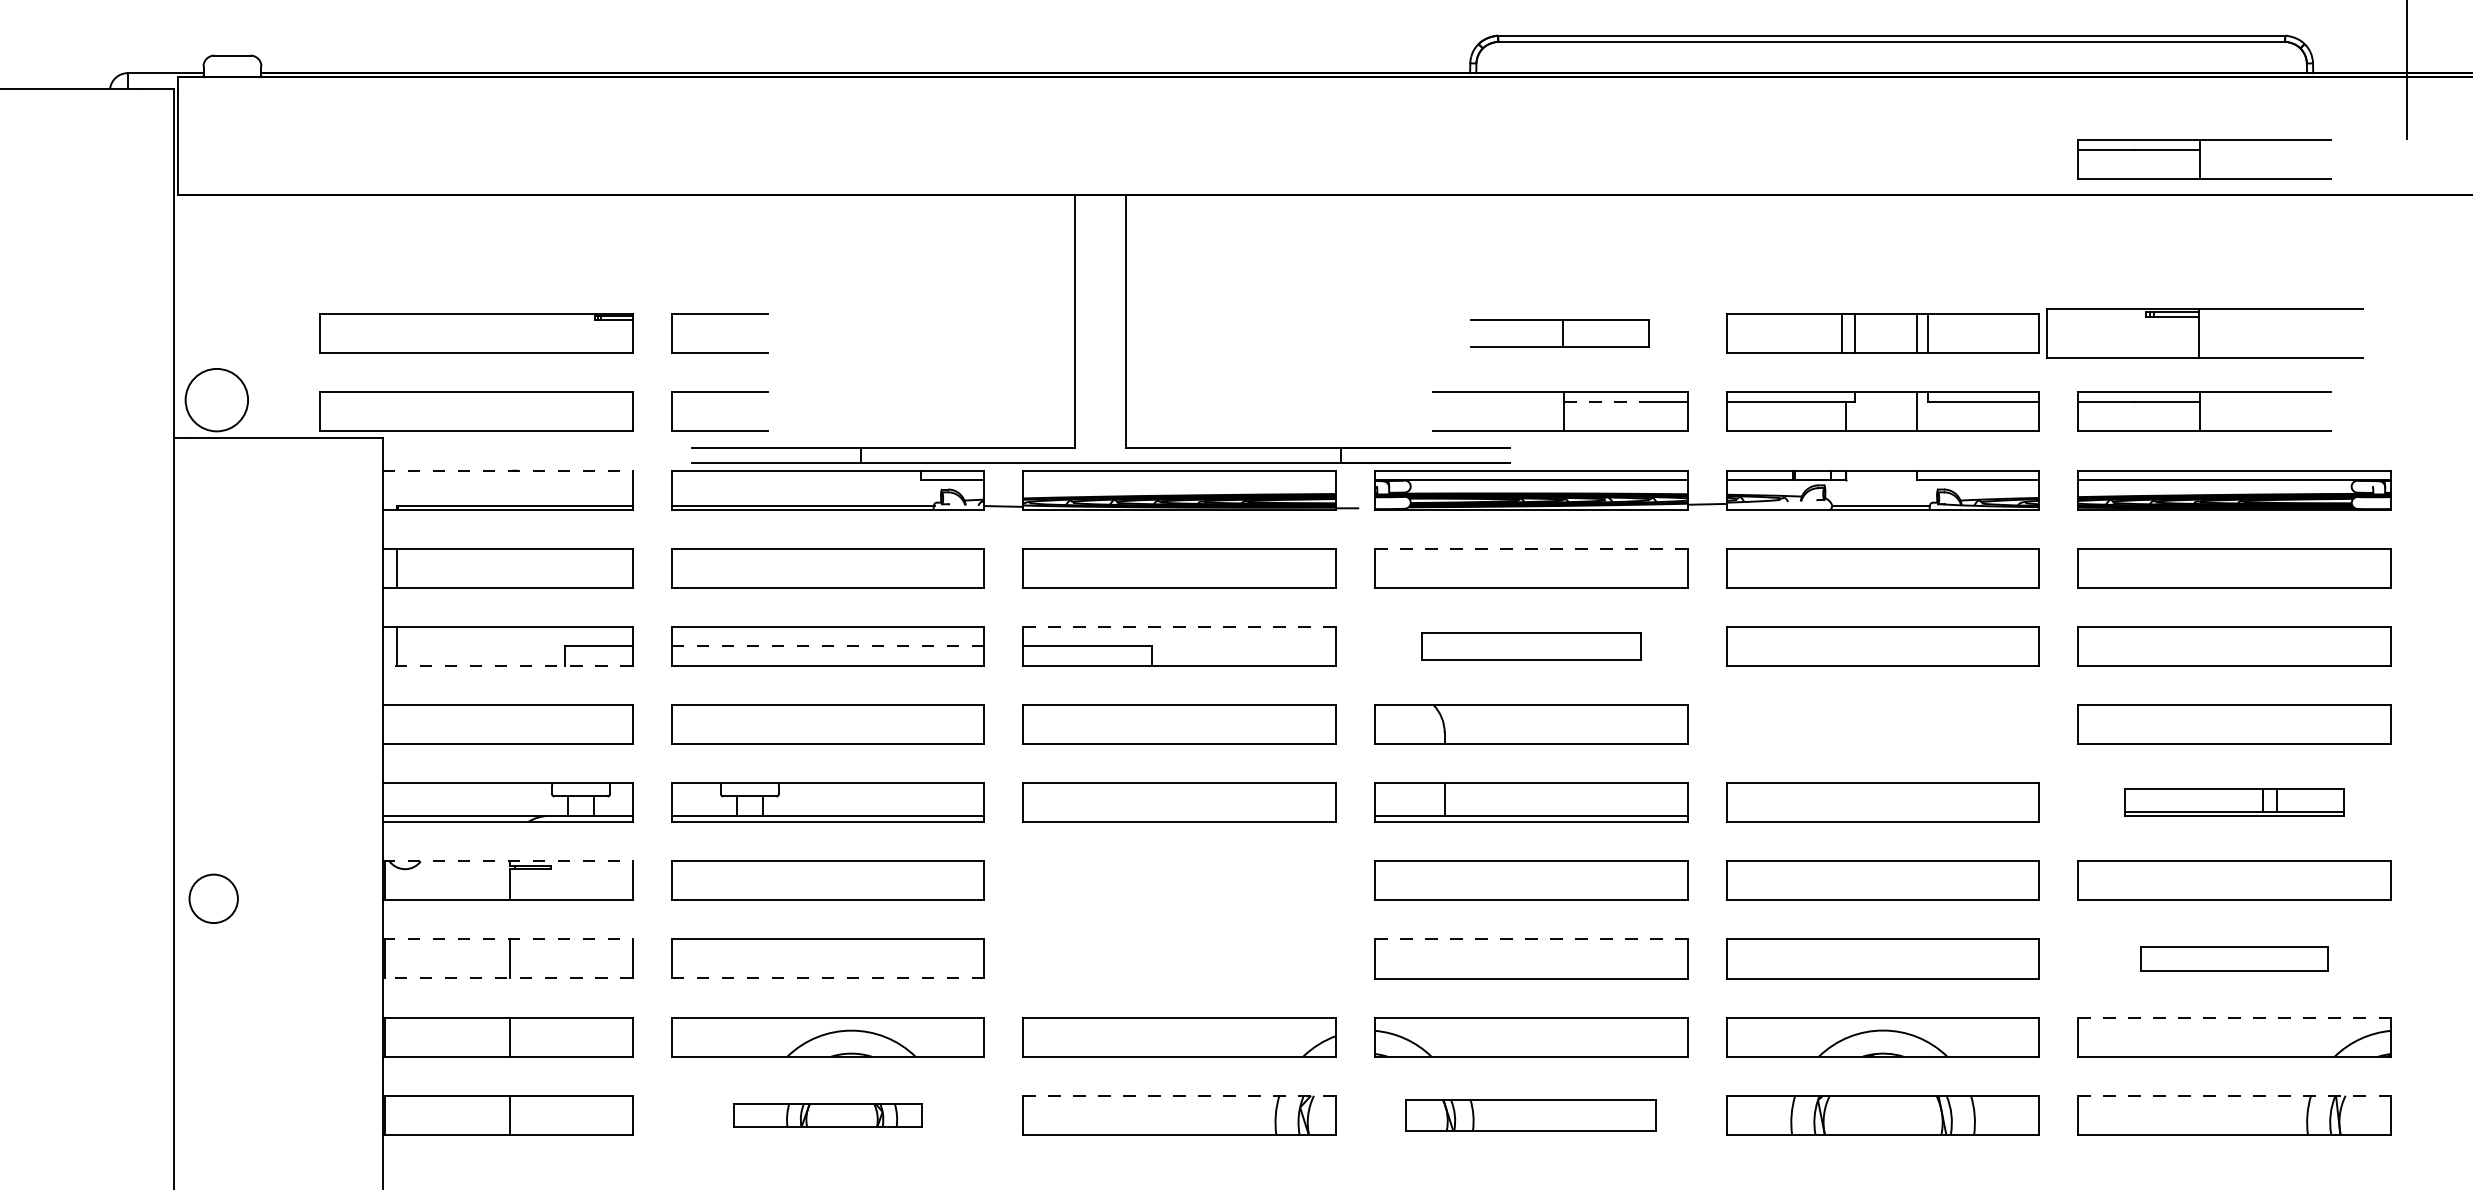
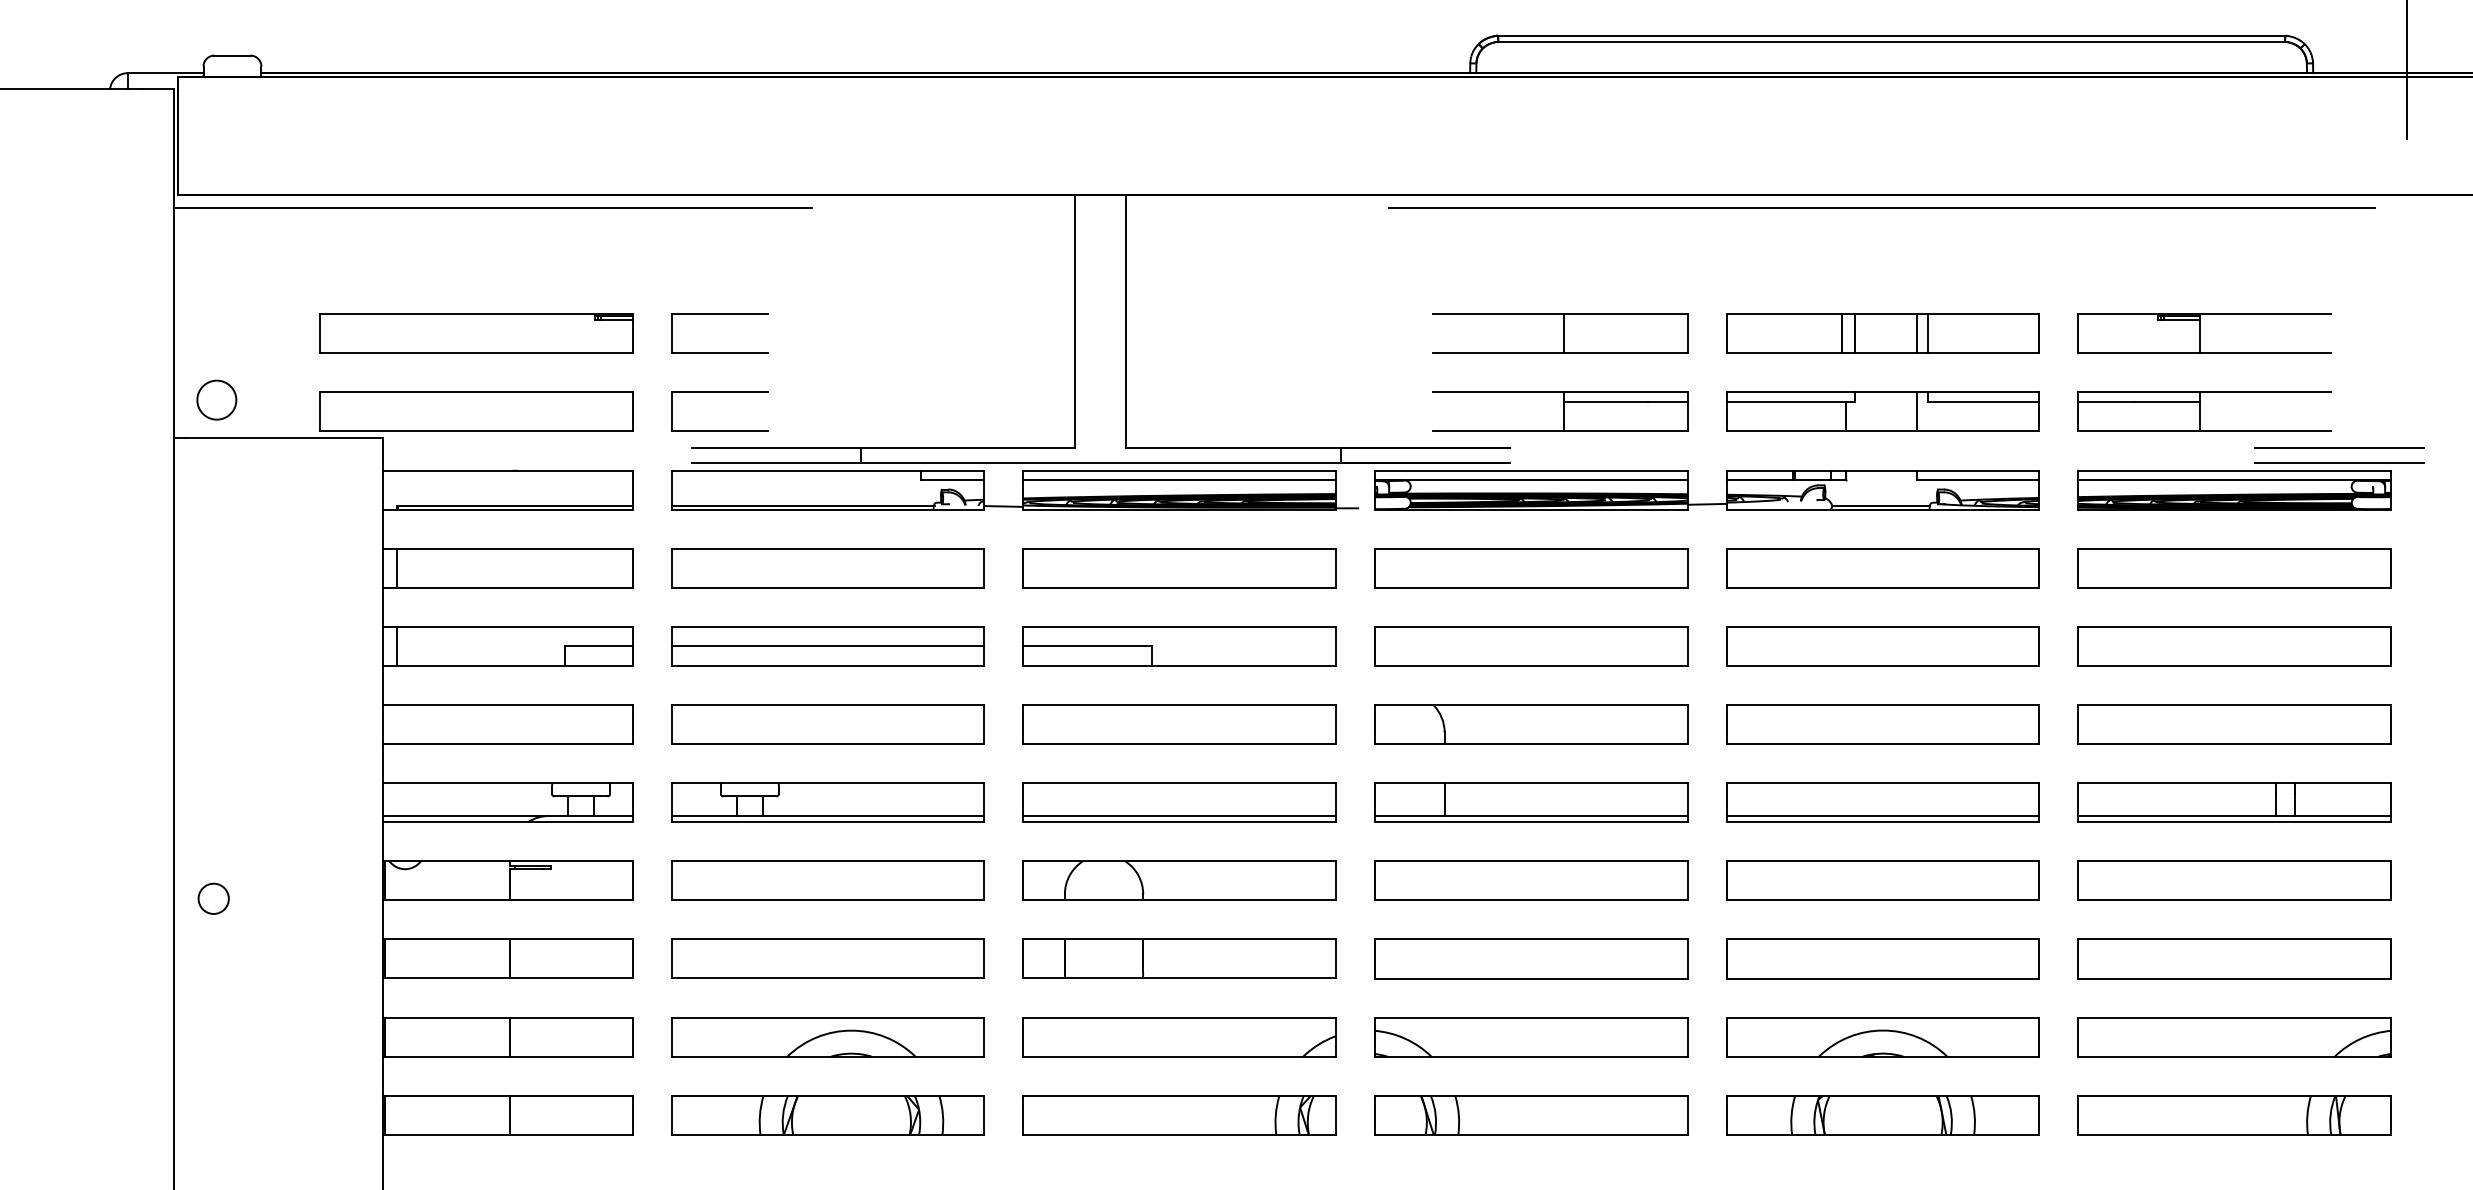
part: present -> none (2204, 159)
line: none -> present (492, 207)
line: none -> present (1882, 207)
part size: 180x29 px -> 257x41 px (1560, 333)
part size: 318x51 px -> 255x41 px (2204, 333)
circle diameter: 62 px -> 39 px (216, 399)
line: dashed -> solid (1605, 401)
line: none -> present (2338, 448)
line: none -> present (2338, 462)
line: dashed -> solid (507, 470)
line: none -> present (1179, 480)
line: dashed -> solid (1531, 548)
line: dashed -> solid (1180, 626)
line: dashed -> solid (827, 645)
part size: 221x29 px -> 315x41 px (1531, 646)
line: dashed -> solid (507, 665)
part: none -> present (1882, 724)
part size: 221x29 px -> 315x41 px (2234, 802)
line: none -> present (1179, 816)
line: none -> present (1882, 816)
line: dashed -> solid (507, 861)
part: none -> present (1179, 880)
circle diameter: 48 px -> 30 px (213, 898)
line: dashed -> solid (507, 939)
line: dashed -> solid (1531, 939)
part: none -> present (1179, 958)
part size: 189x26 px -> 315x42 px (2234, 958)
line: dashed -> solid (507, 978)
line: dashed -> solid (827, 978)
line: dashed -> solid (2235, 1017)
line: dashed -> solid (1180, 1095)
line: dashed -> solid (2235, 1095)
part size: 190x25 px -> 314x41 px (827, 1115)
part size: 252x33 px -> 315x41 px (1531, 1115)
